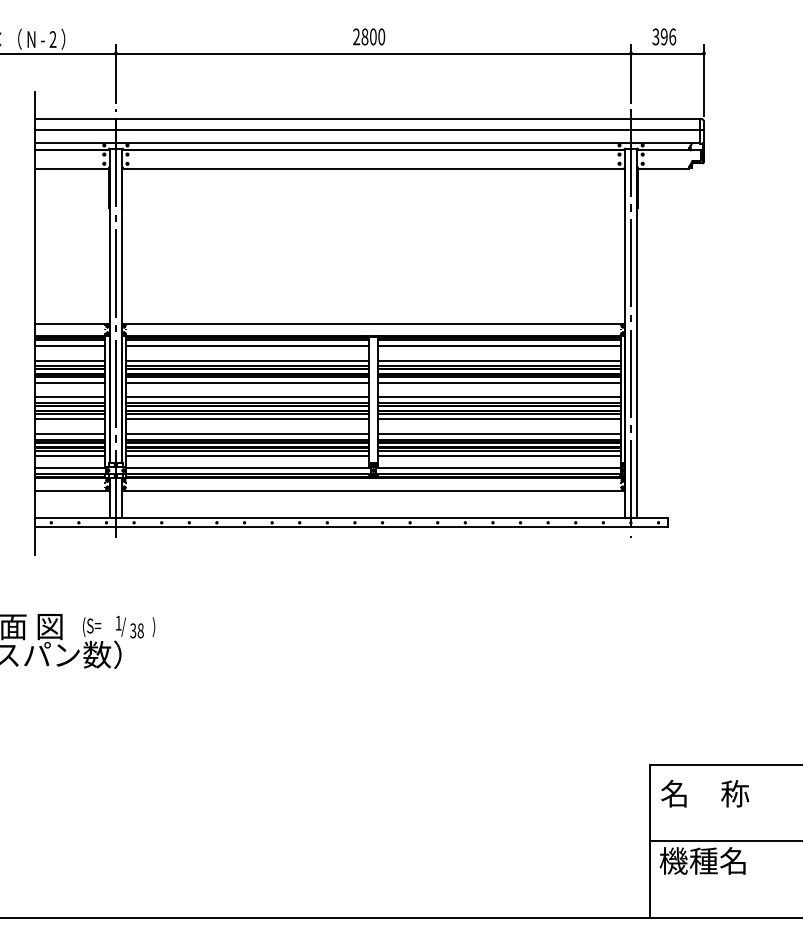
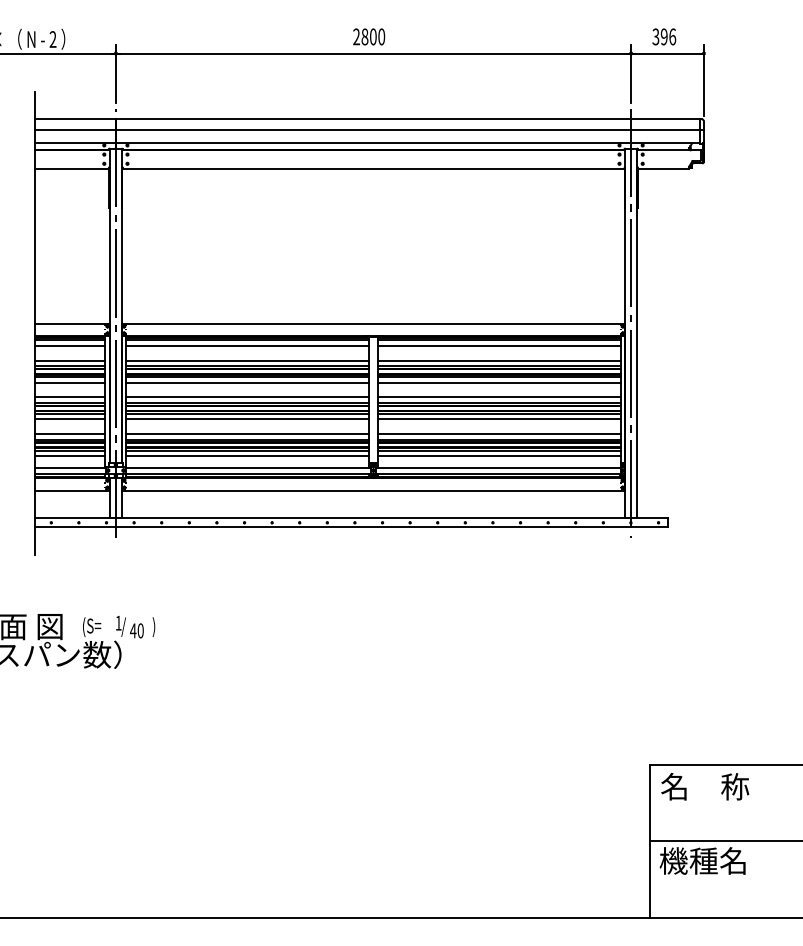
text: 38 -> 40 (136, 630)
text position: (705, 793) -> (705, 786) (705, 786)
